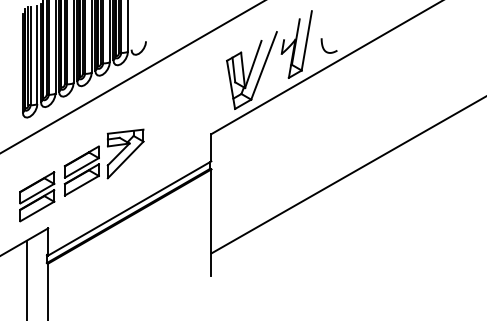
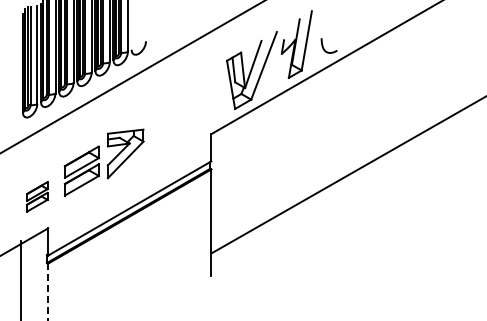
part size: 37x52 px -> 23x32 px (37, 196)
line position: (26, 278) -> (20, 278) (20, 278)
line: solid -> dashed (48, 291)
